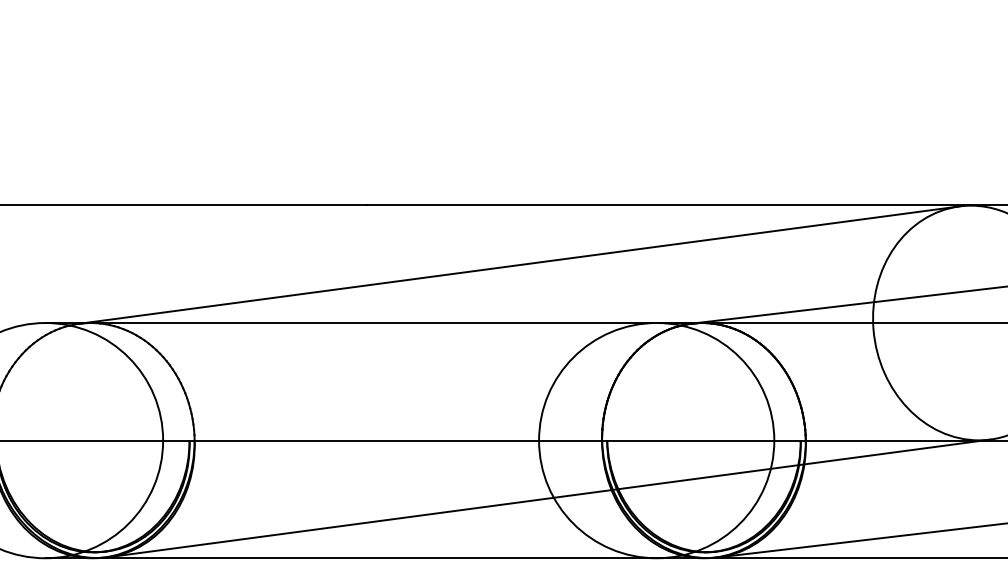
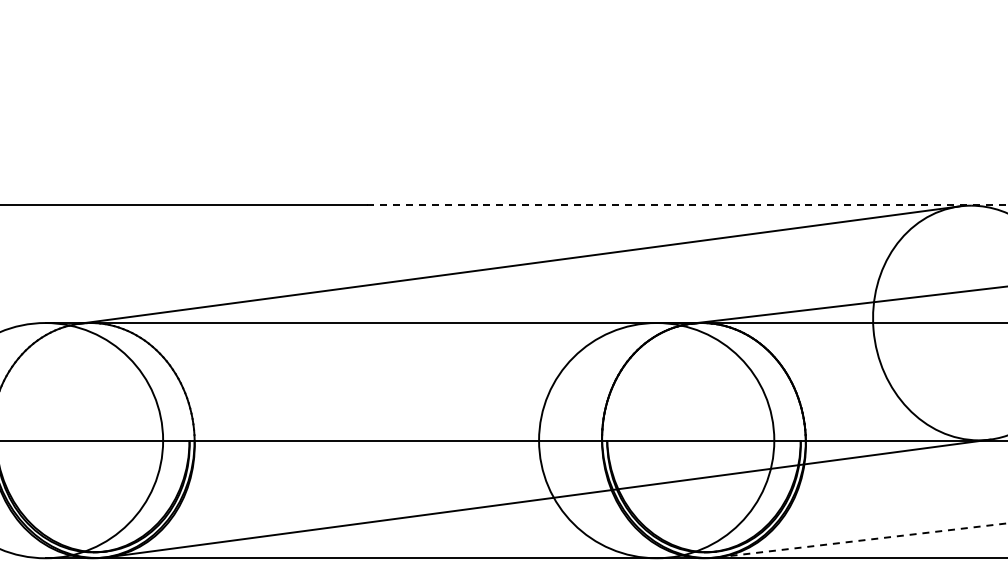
line: solid -> dashed (687, 205)
line: solid -> dashed (862, 540)
